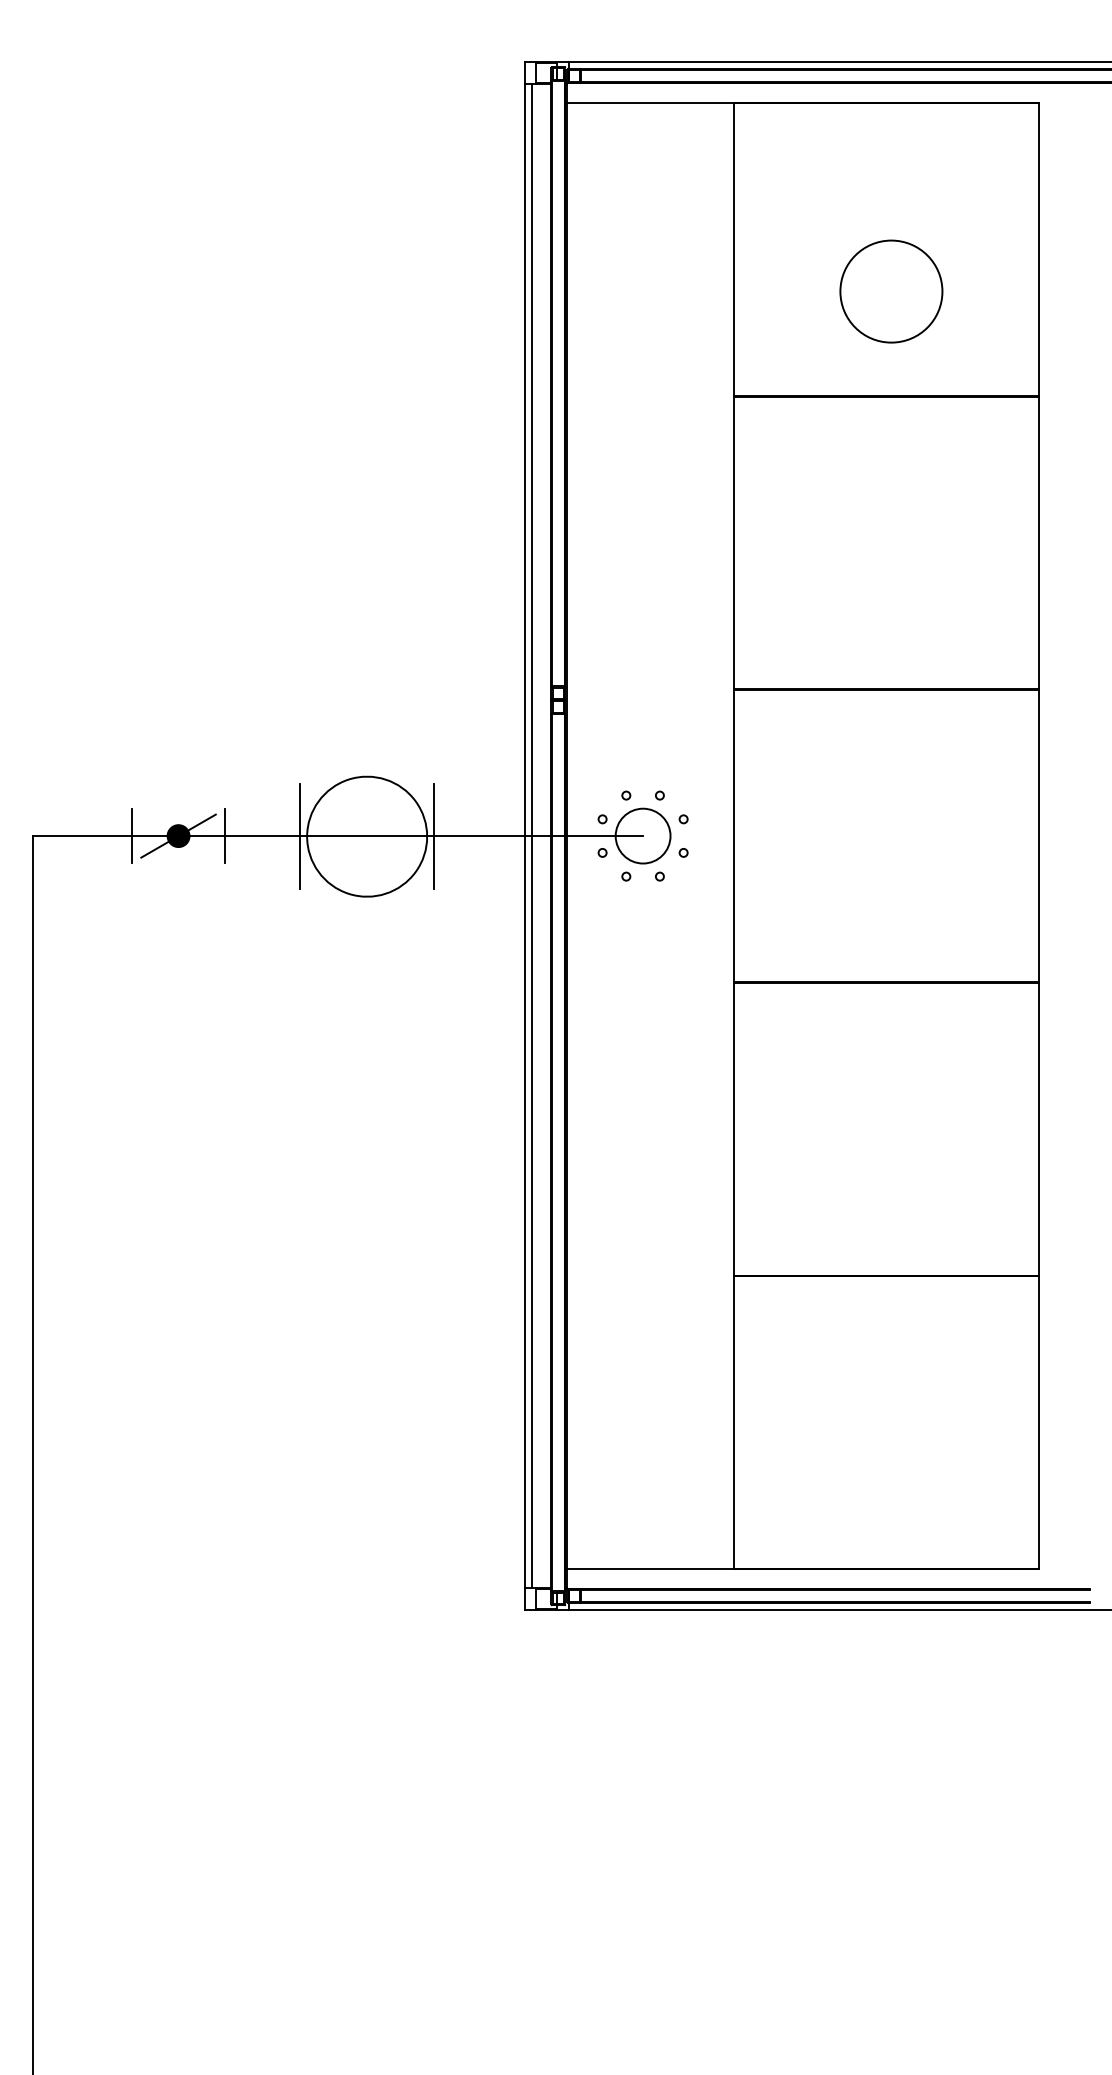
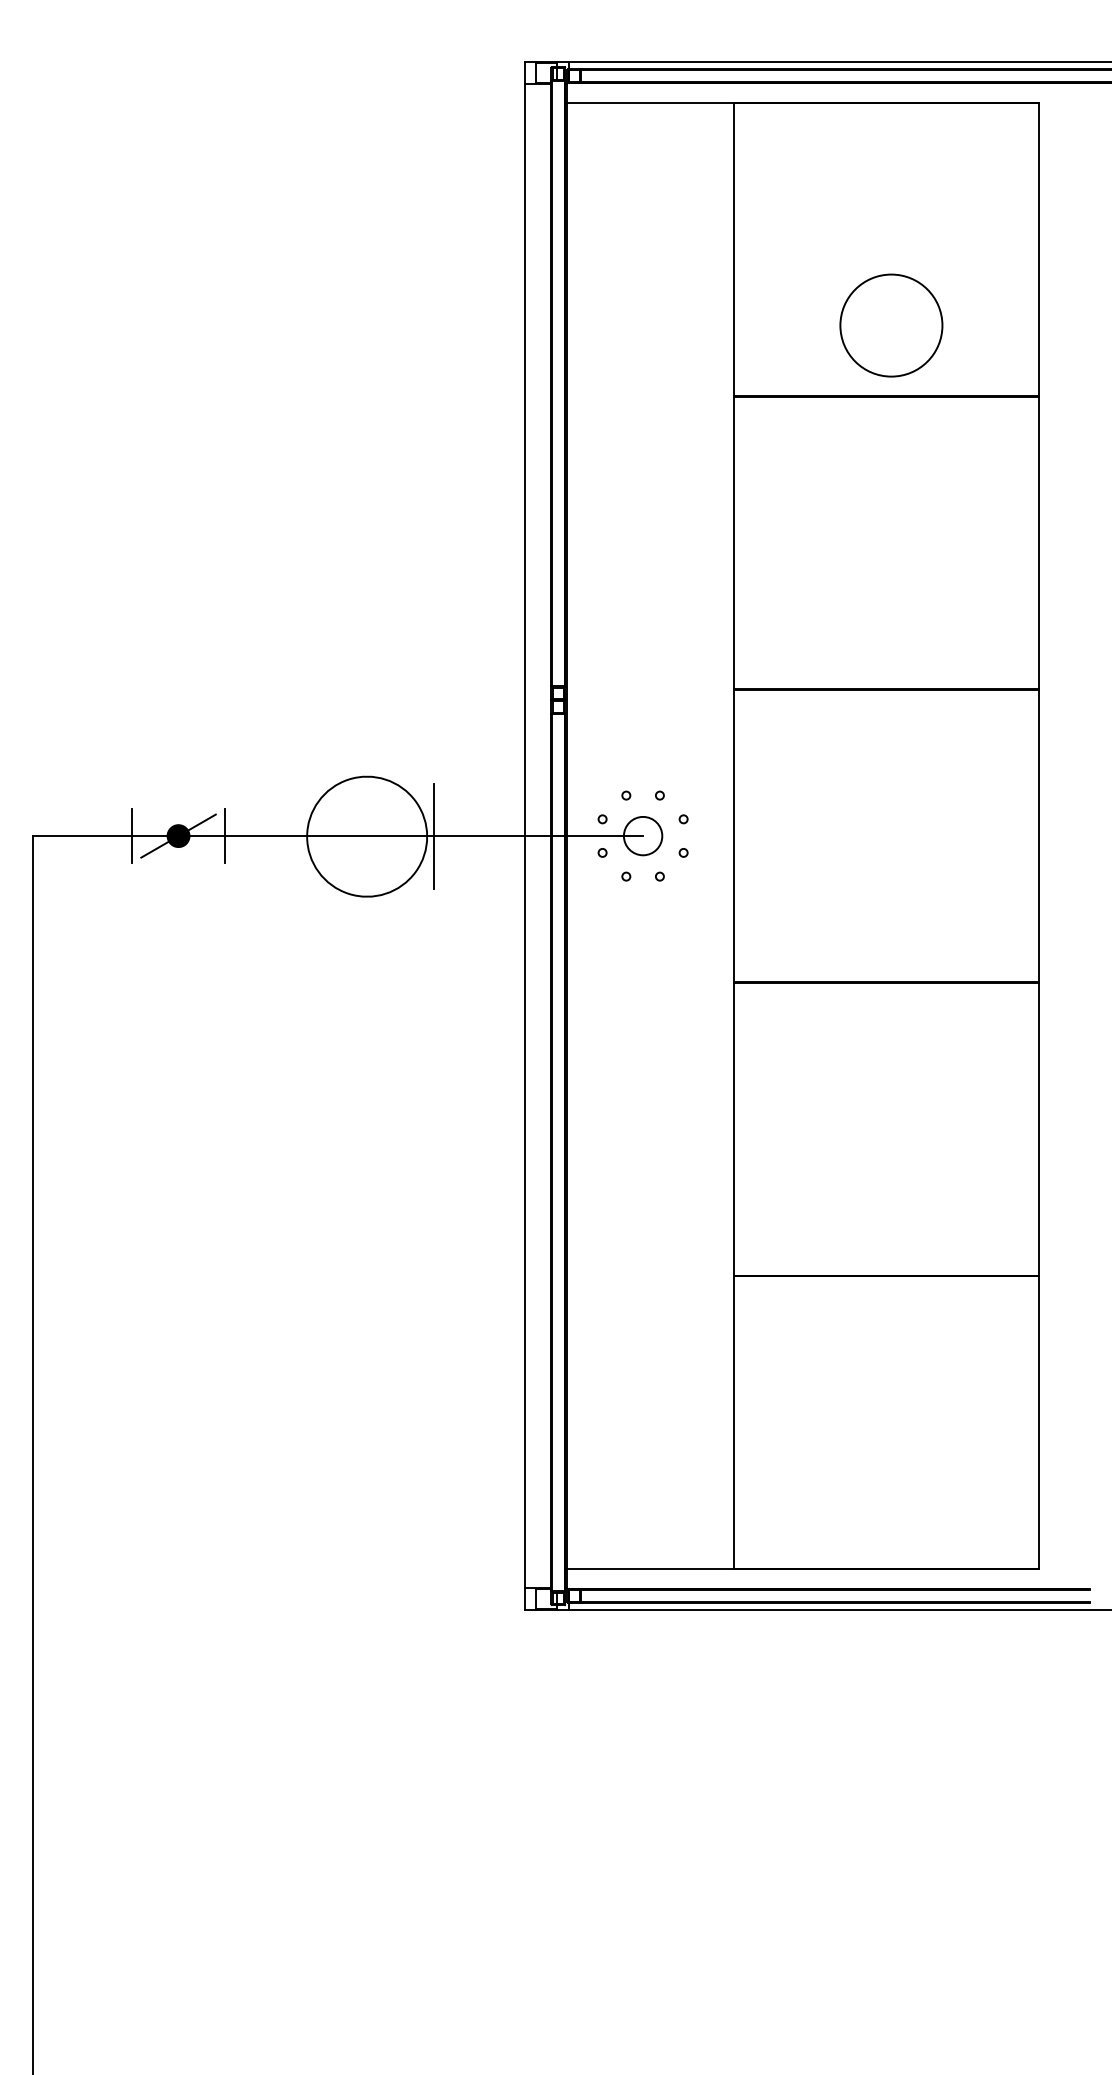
circle position: (891, 291) -> (891, 325) (891, 325)
line: present -> none (532, 835)
circle diameter: 55 px -> 38 px (642, 835)
line: present -> none (300, 836)
